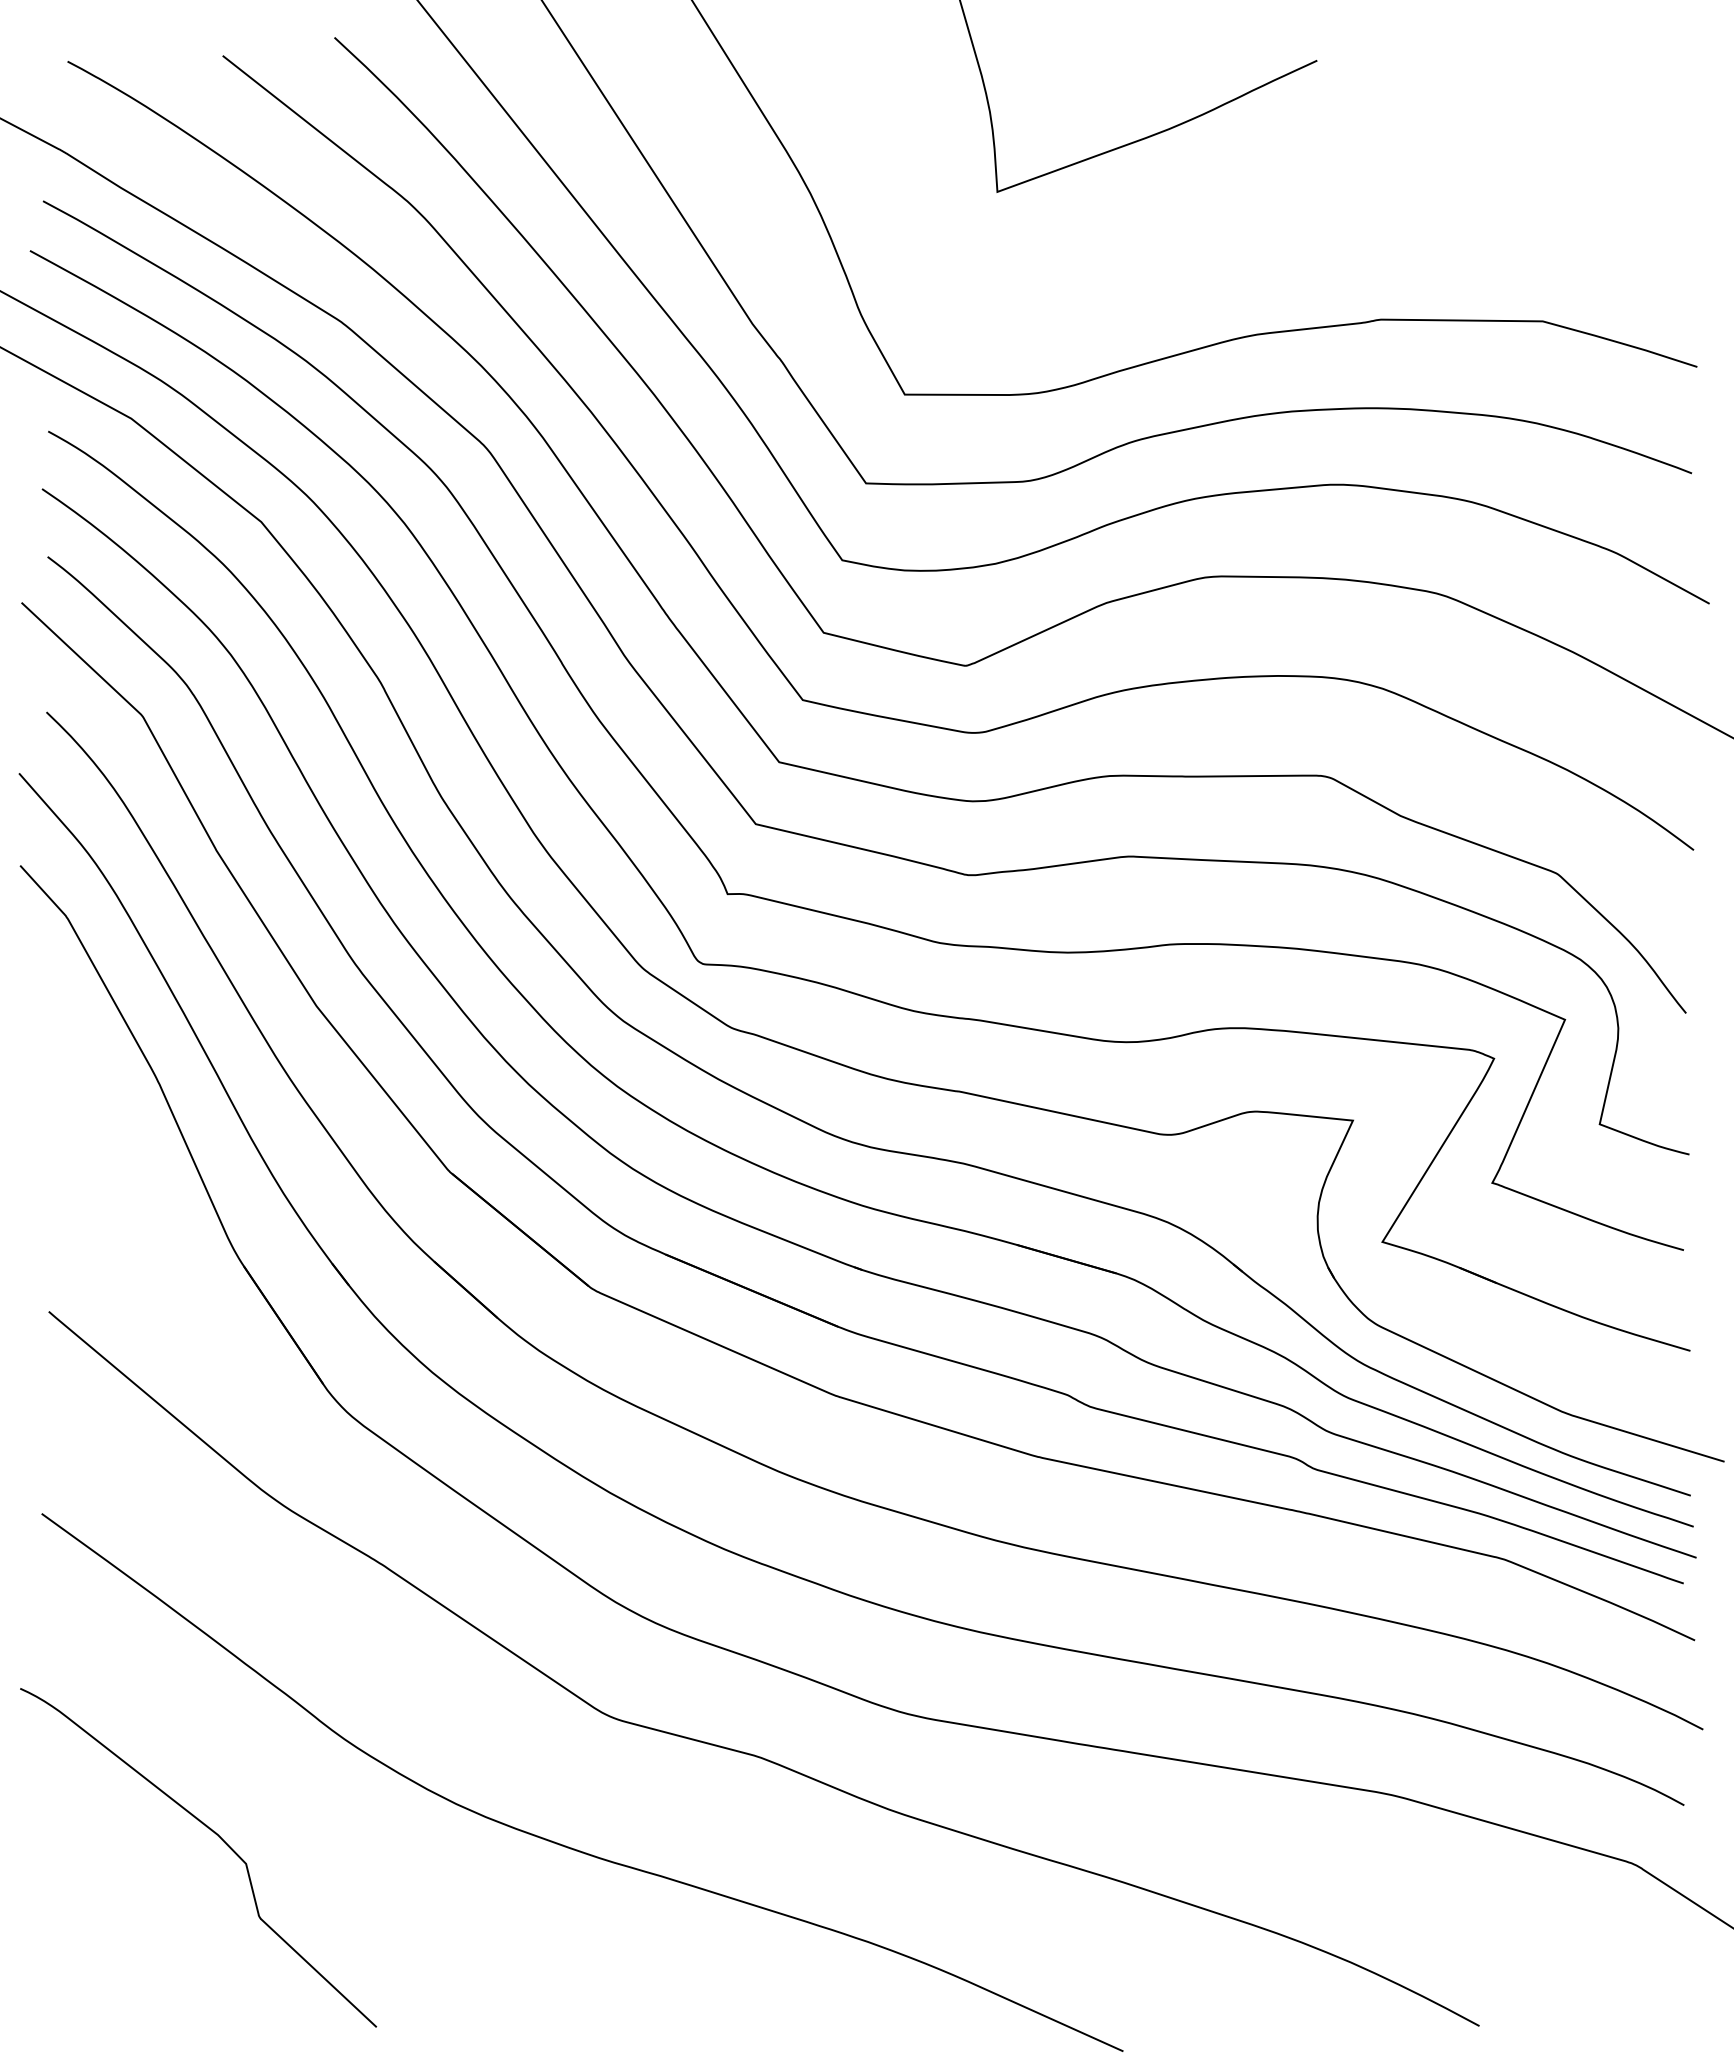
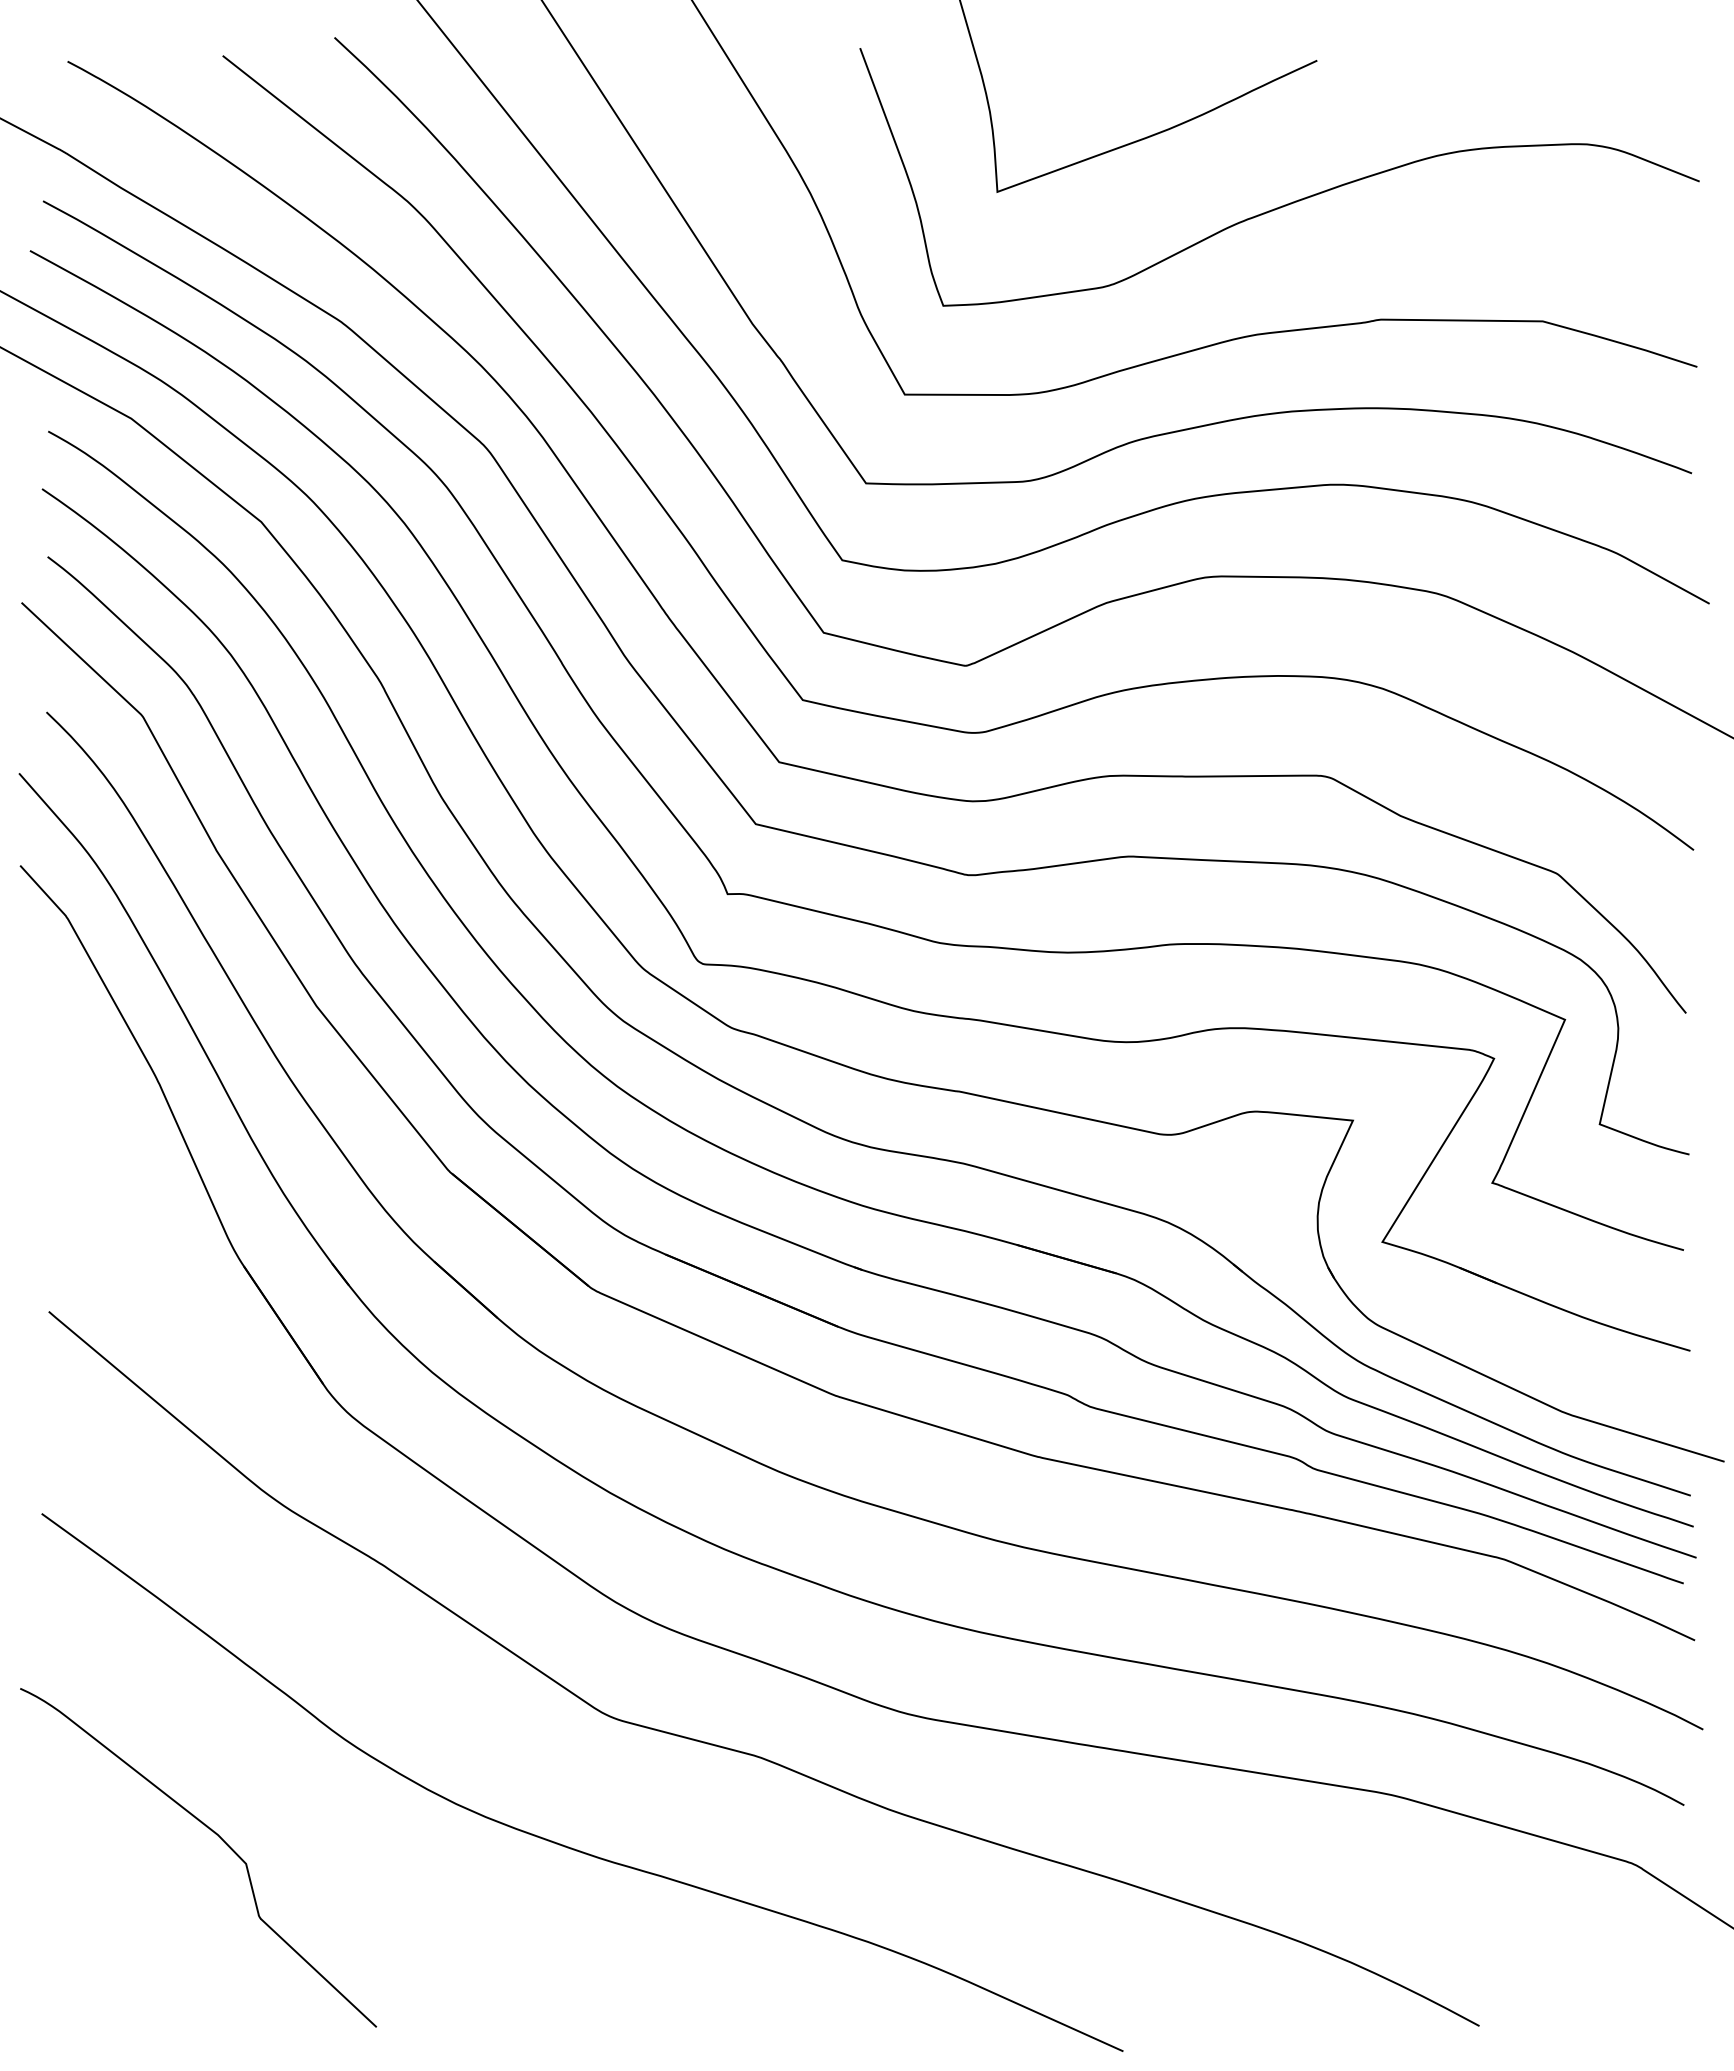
curve: none -> present (1287, 203)
